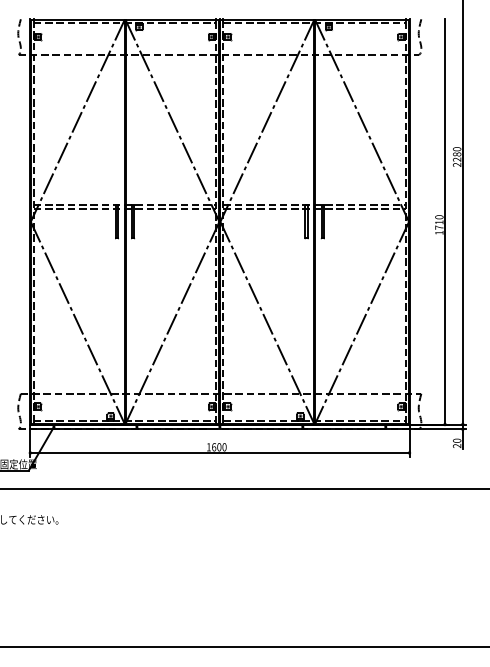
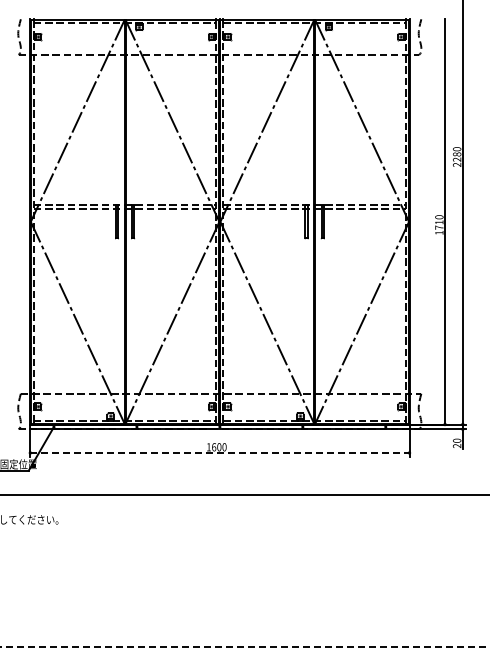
line: solid -> dashed (219, 452)
line position: (244, 488) -> (244, 494) (244, 494)
line: solid -> dashed (245, 646)
